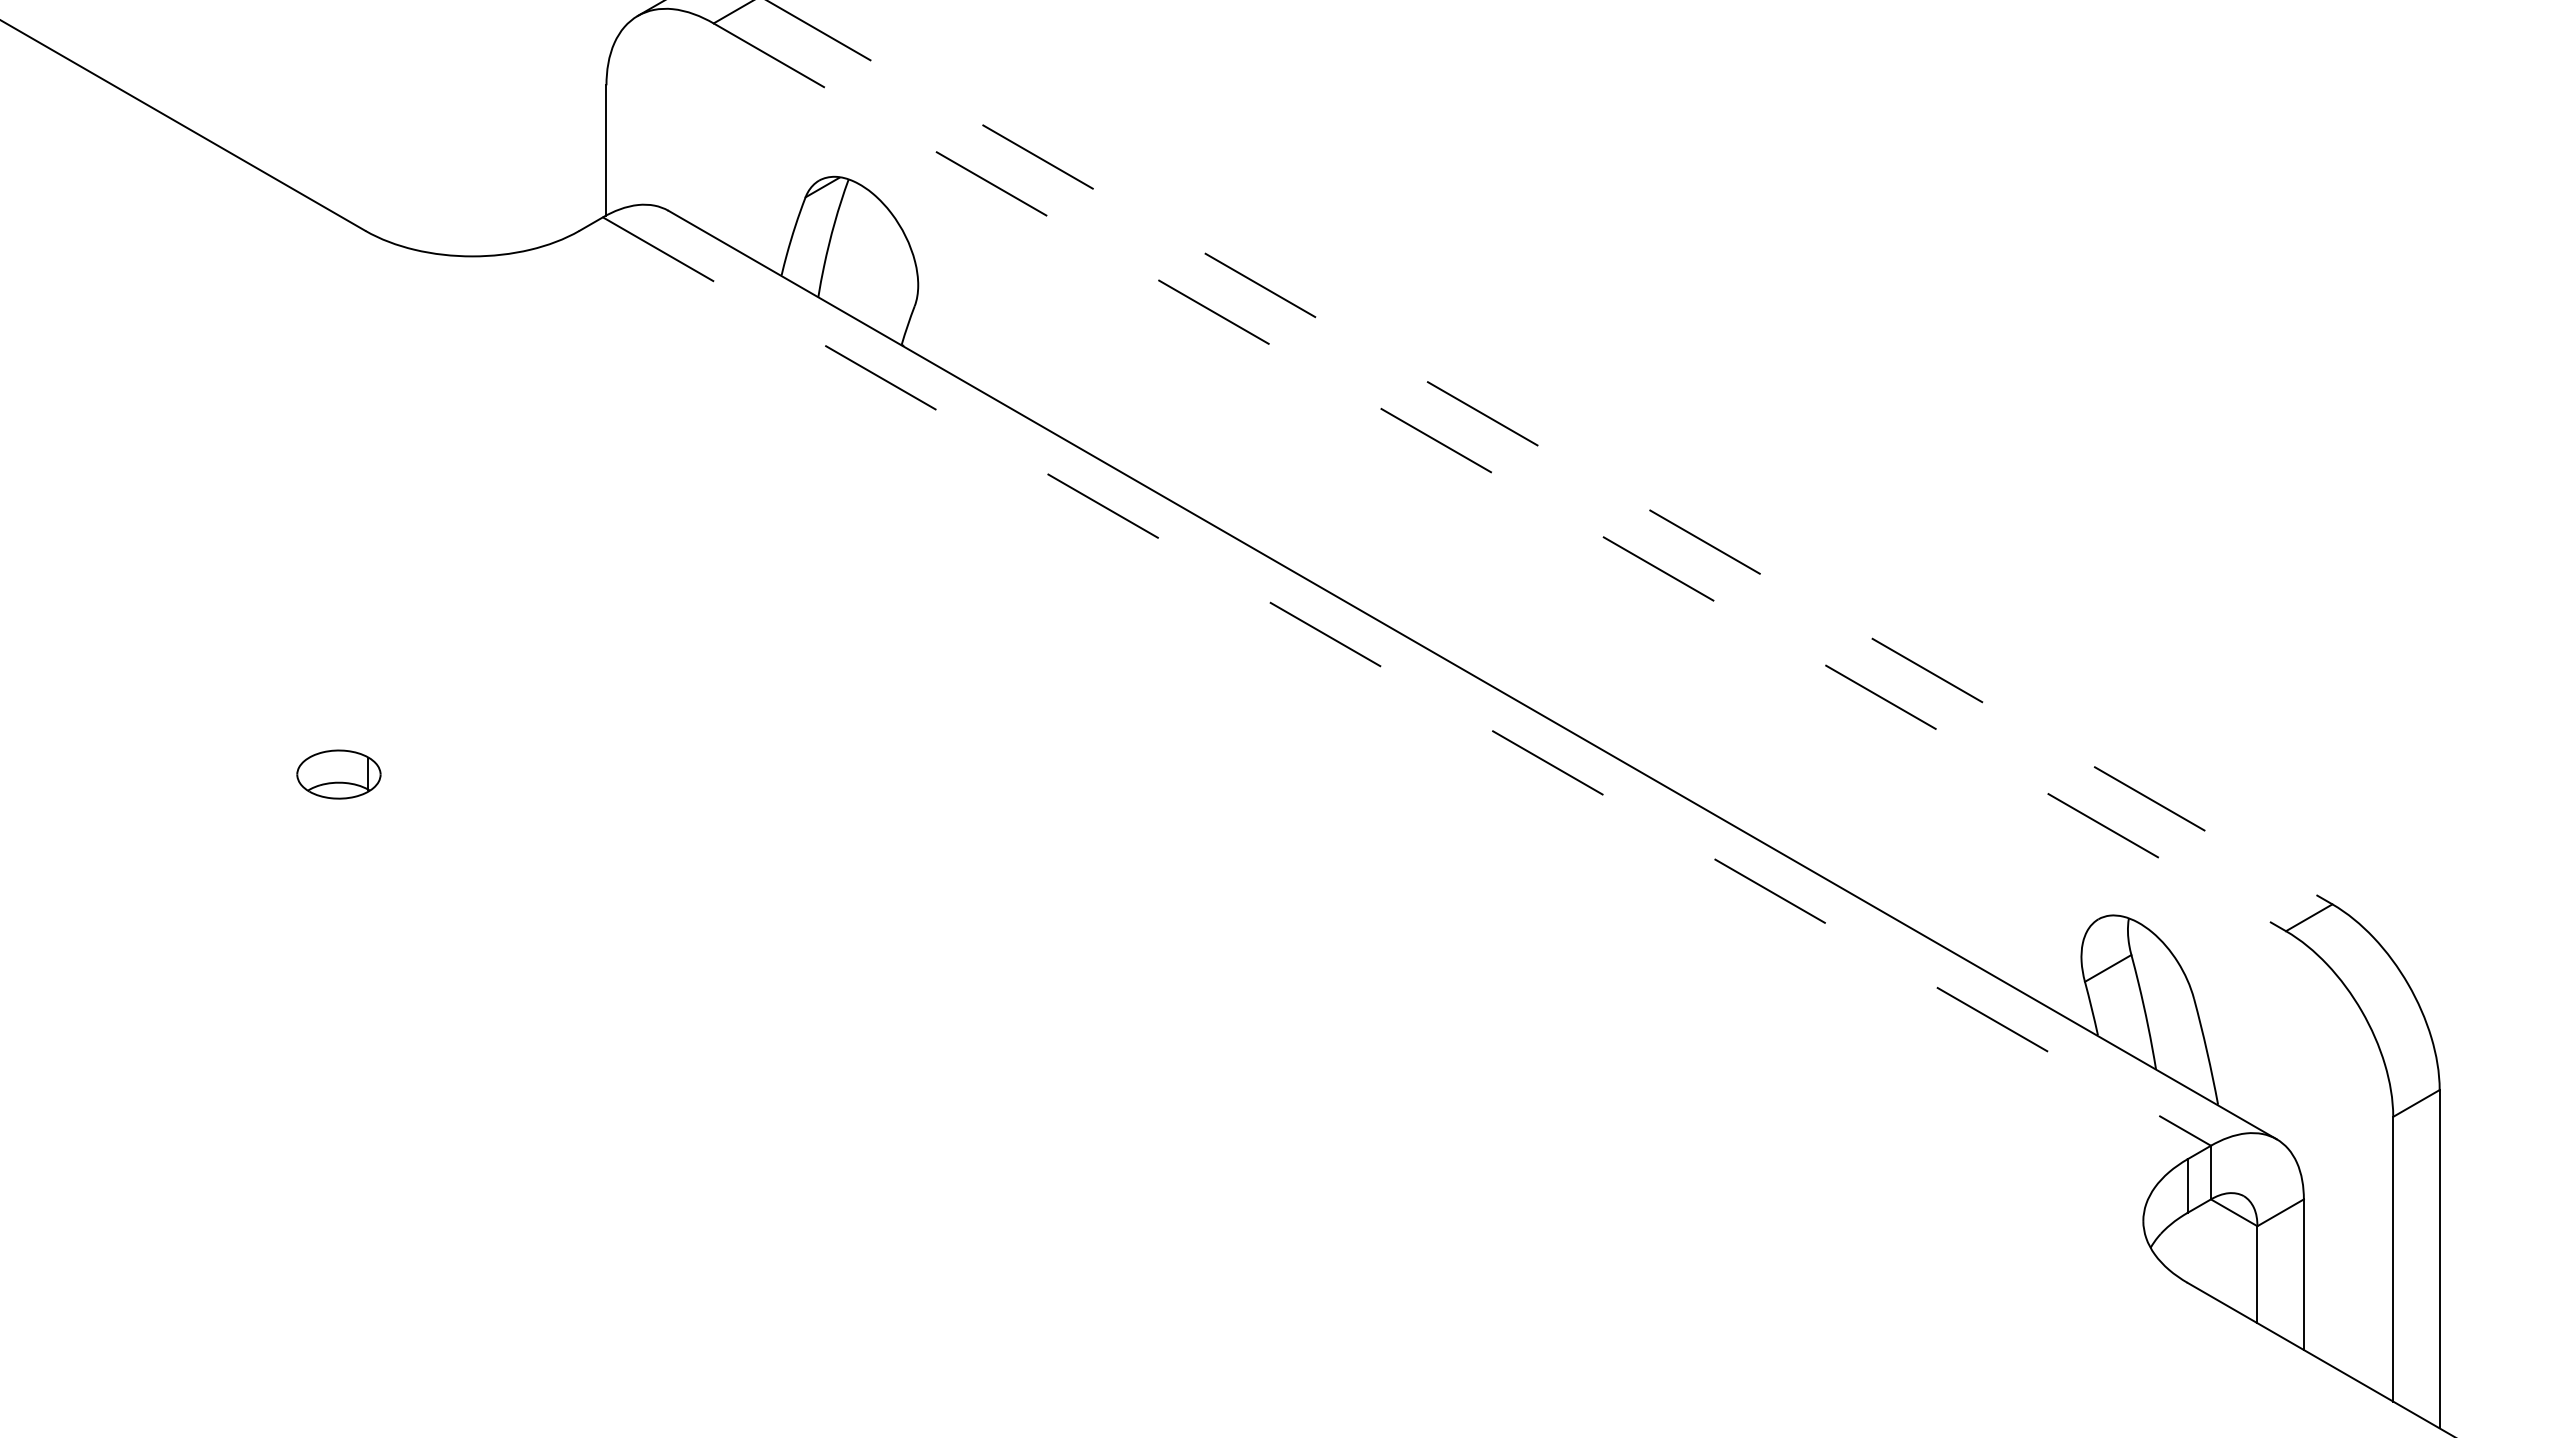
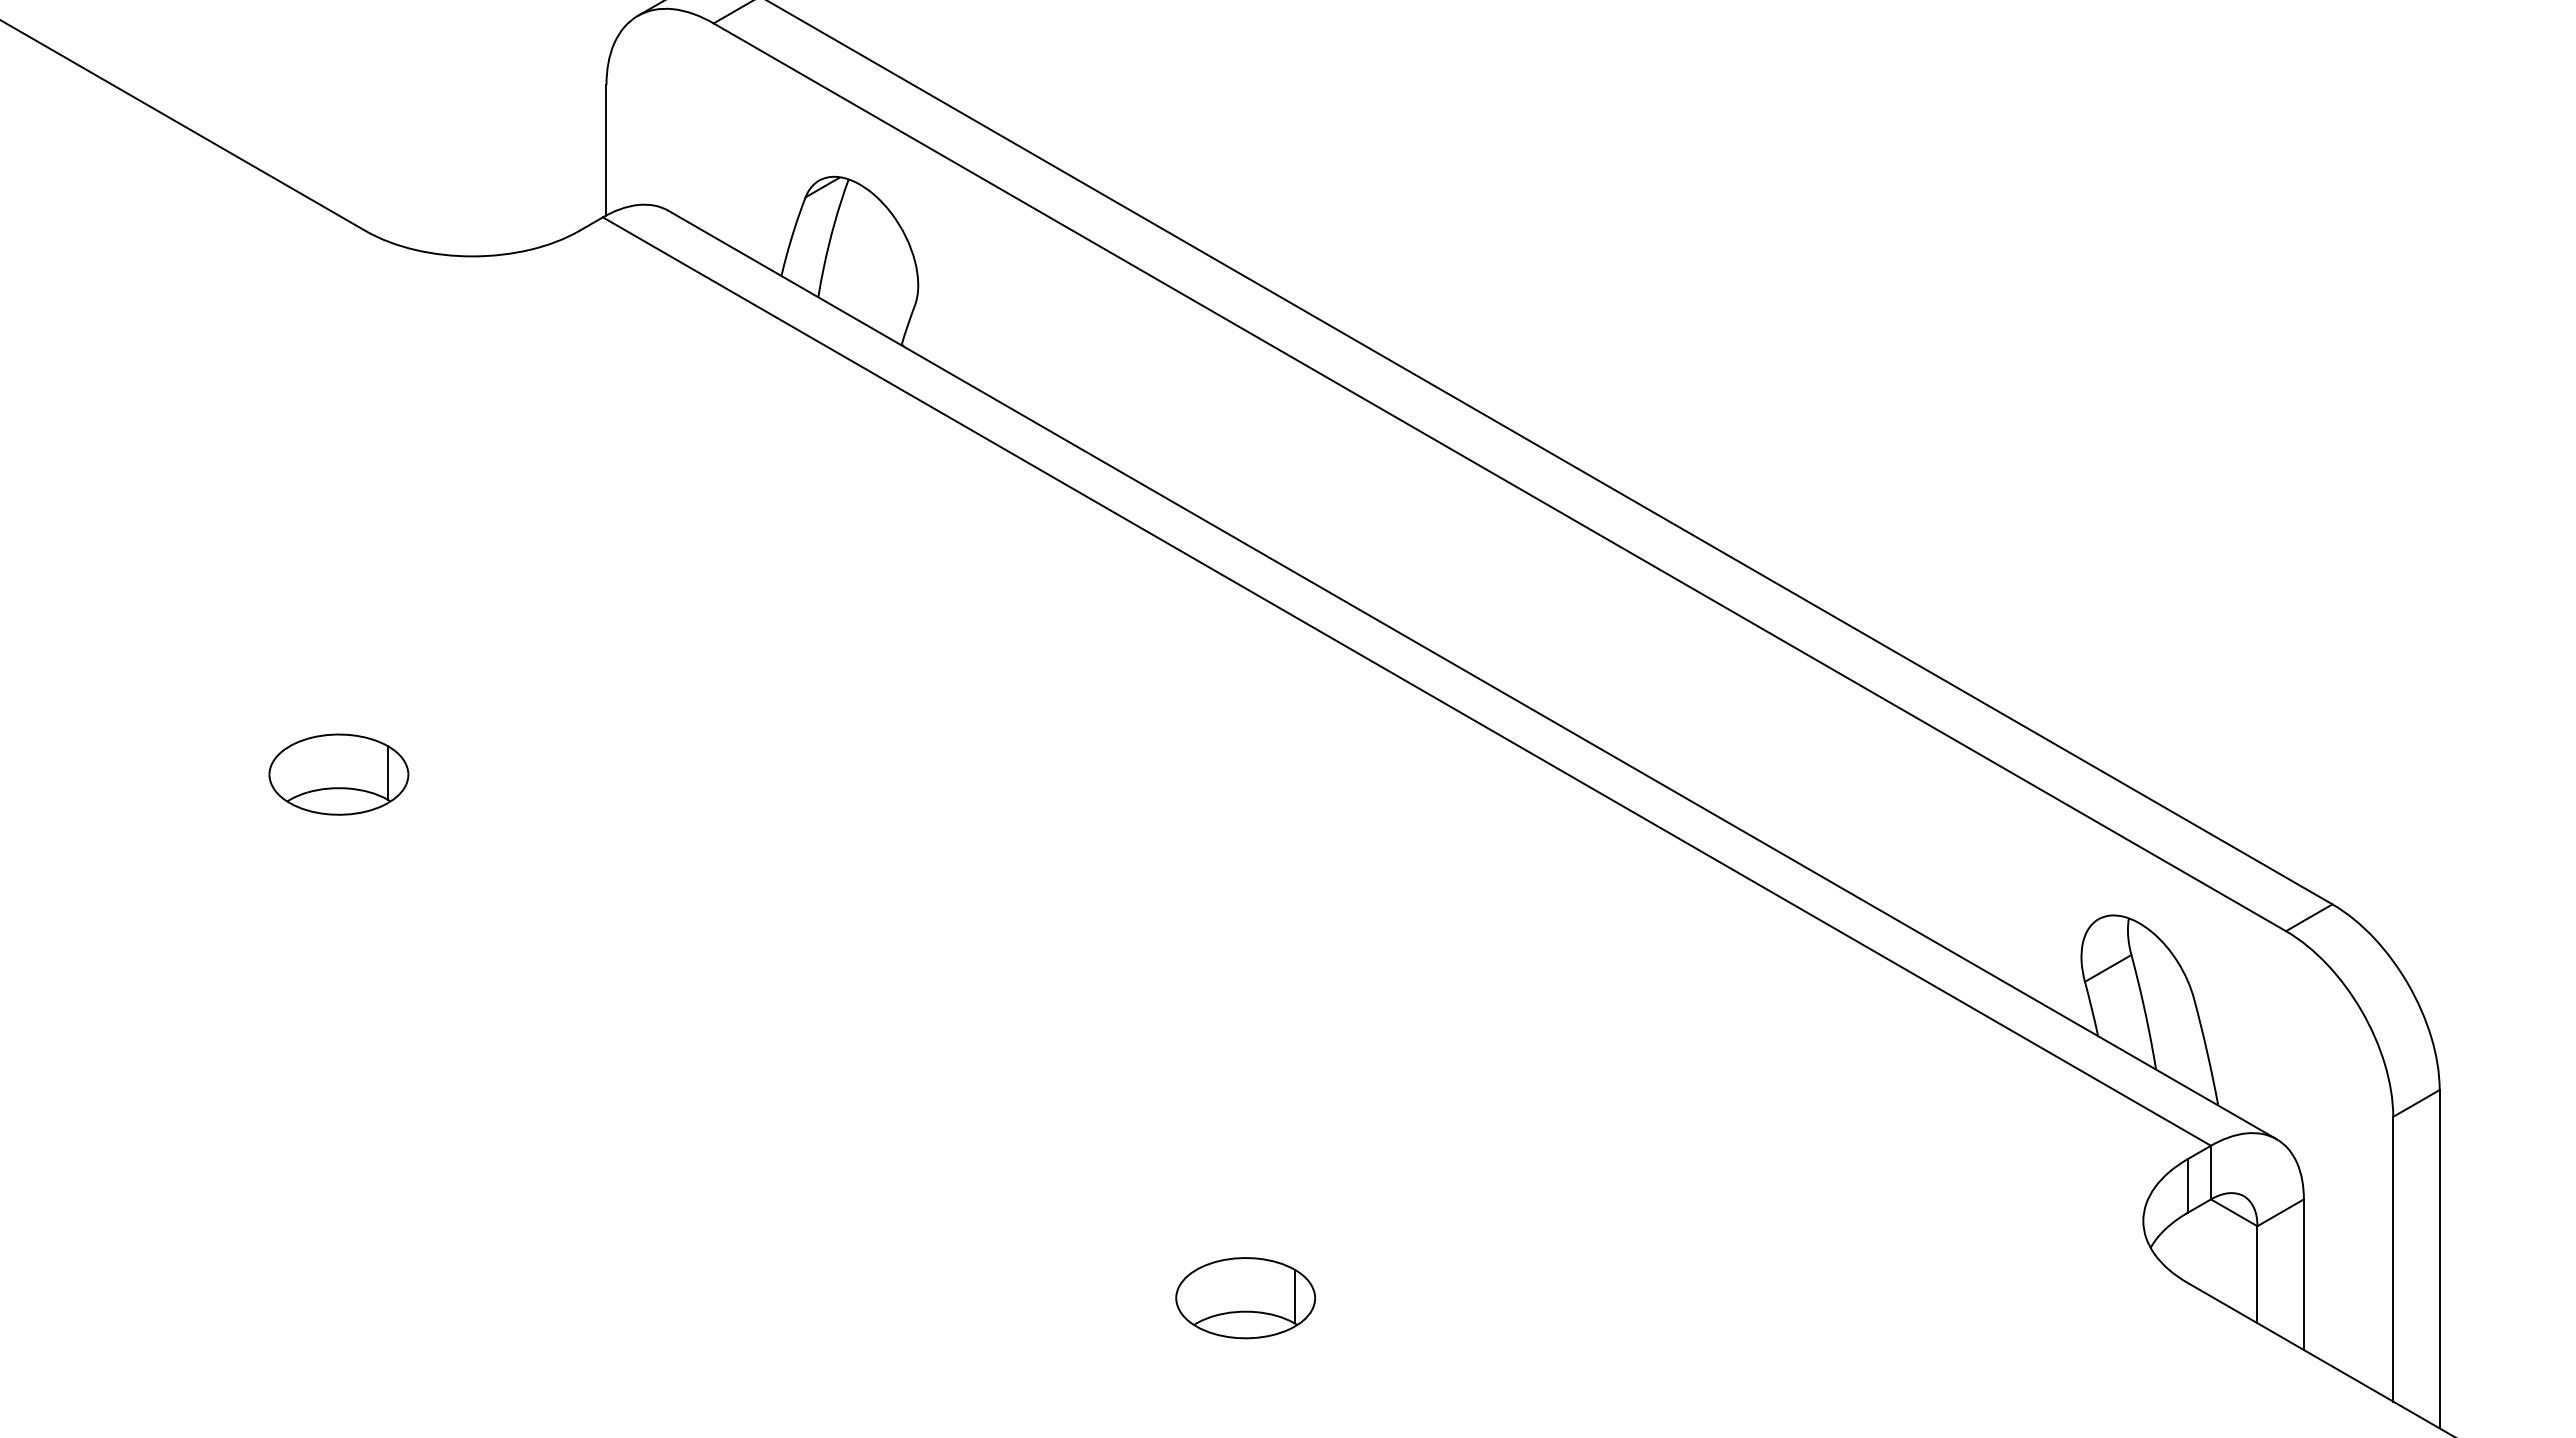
line: dashed -> solid (1549, 452)
line: dashed -> solid (1499, 477)
line: dashed -> solid (1407, 681)
part size: 86x51 px -> 142x83 px (338, 774)
part: none -> present (1245, 1298)
